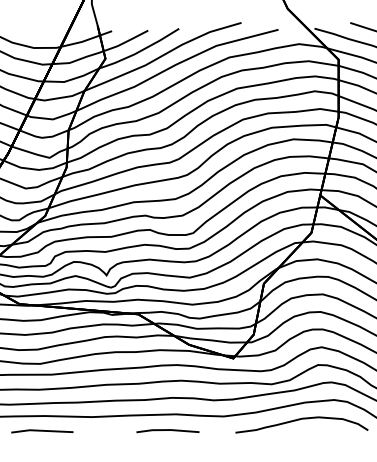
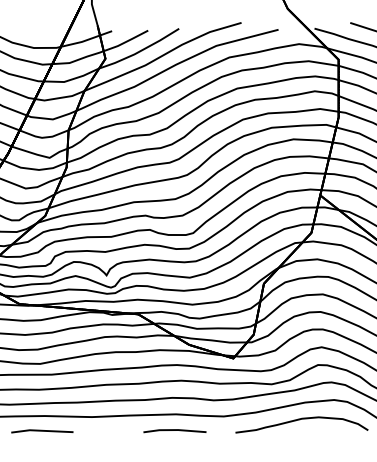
line position: (167, 430) -> (174, 430) (174, 430)
